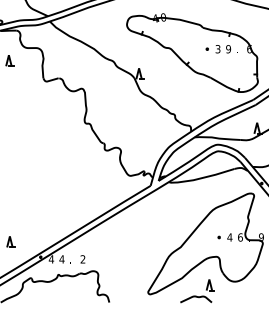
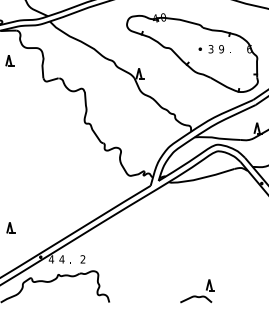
part position: (221, 49) -> (214, 49) (214, 49)
part position: (10, 241) -> (10, 227) (10, 227)
part: present -> none (205, 243)
